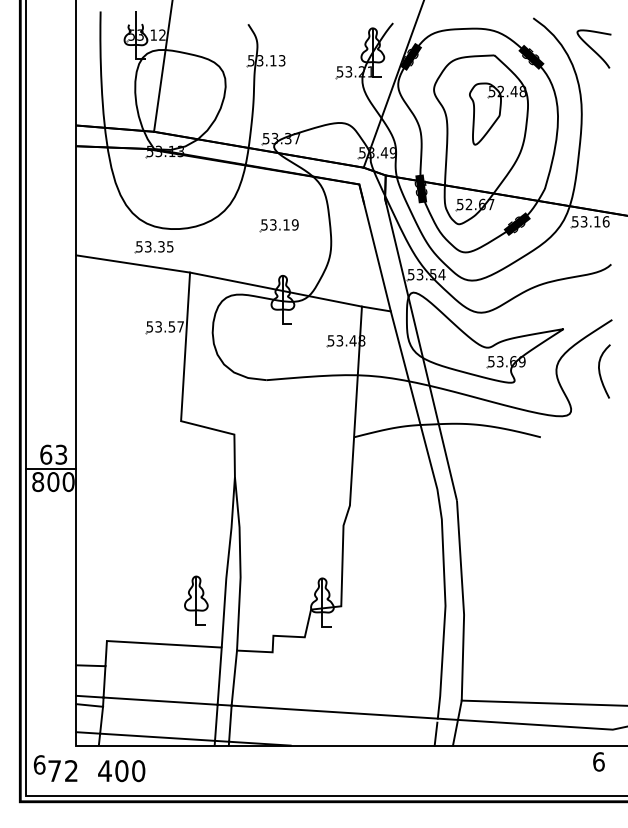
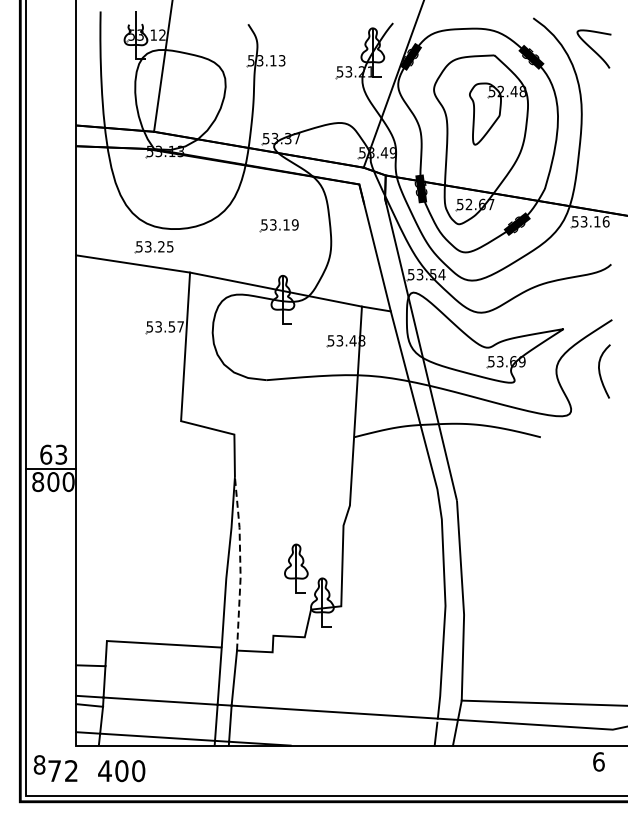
text: 53.35 -> 53.25 (161, 247)
line: solid -> dashed (240, 563)
part position: (196, 600) -> (296, 568) (296, 568)
text: 6 -> 8 (39, 764)
